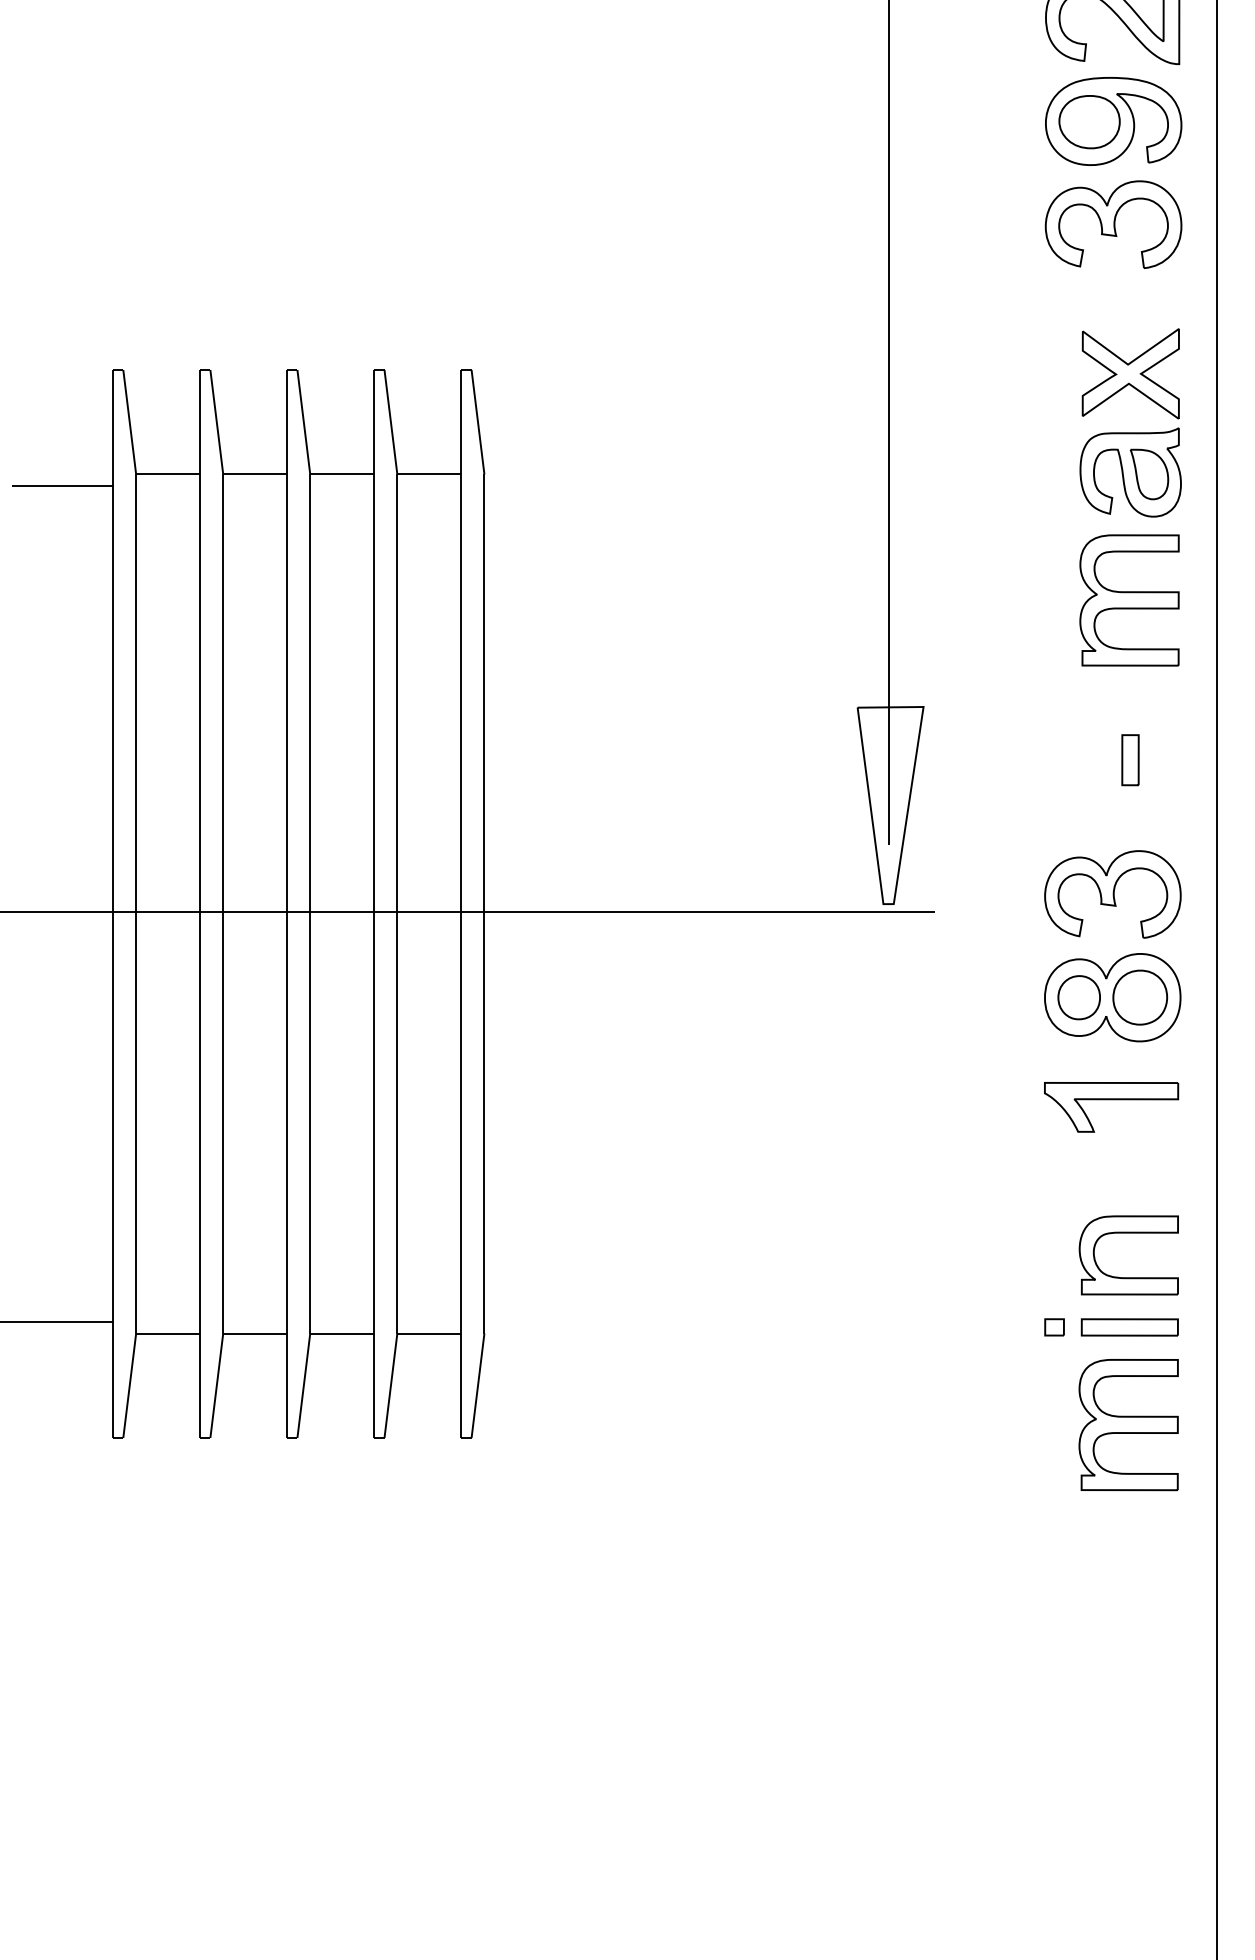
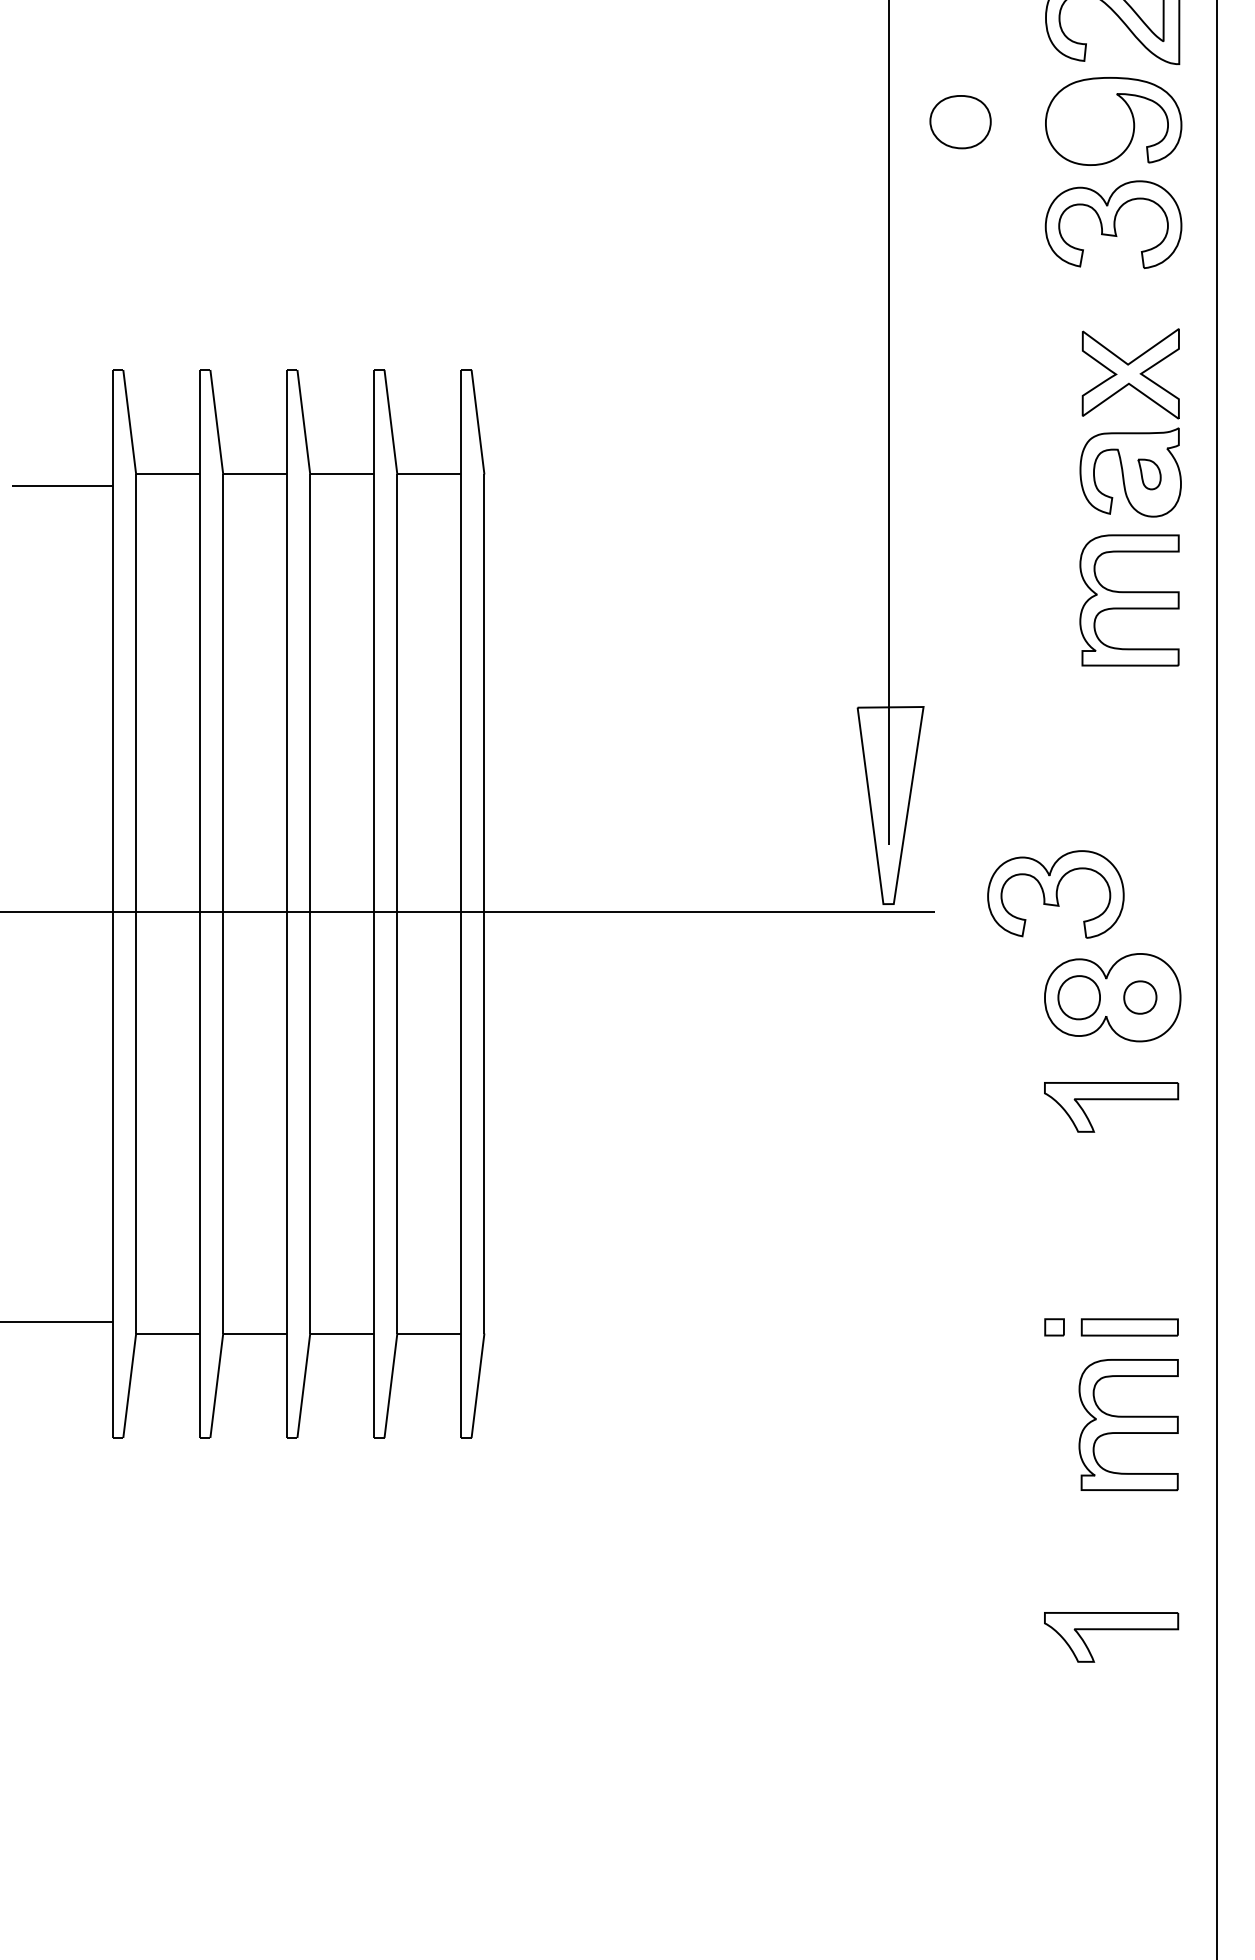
part position: (1089, 122) -> (960, 122) (960, 122)
part size: 41x53 px -> 25x33 px (1149, 474)
part: present -> none (1130, 760)
part position: (1112, 894) -> (1055, 894) (1055, 894)
part size: 57x57 px -> 35x35 px (1140, 997)
part: present -> none (1128, 1233)
part: none -> present (1111, 1630)
